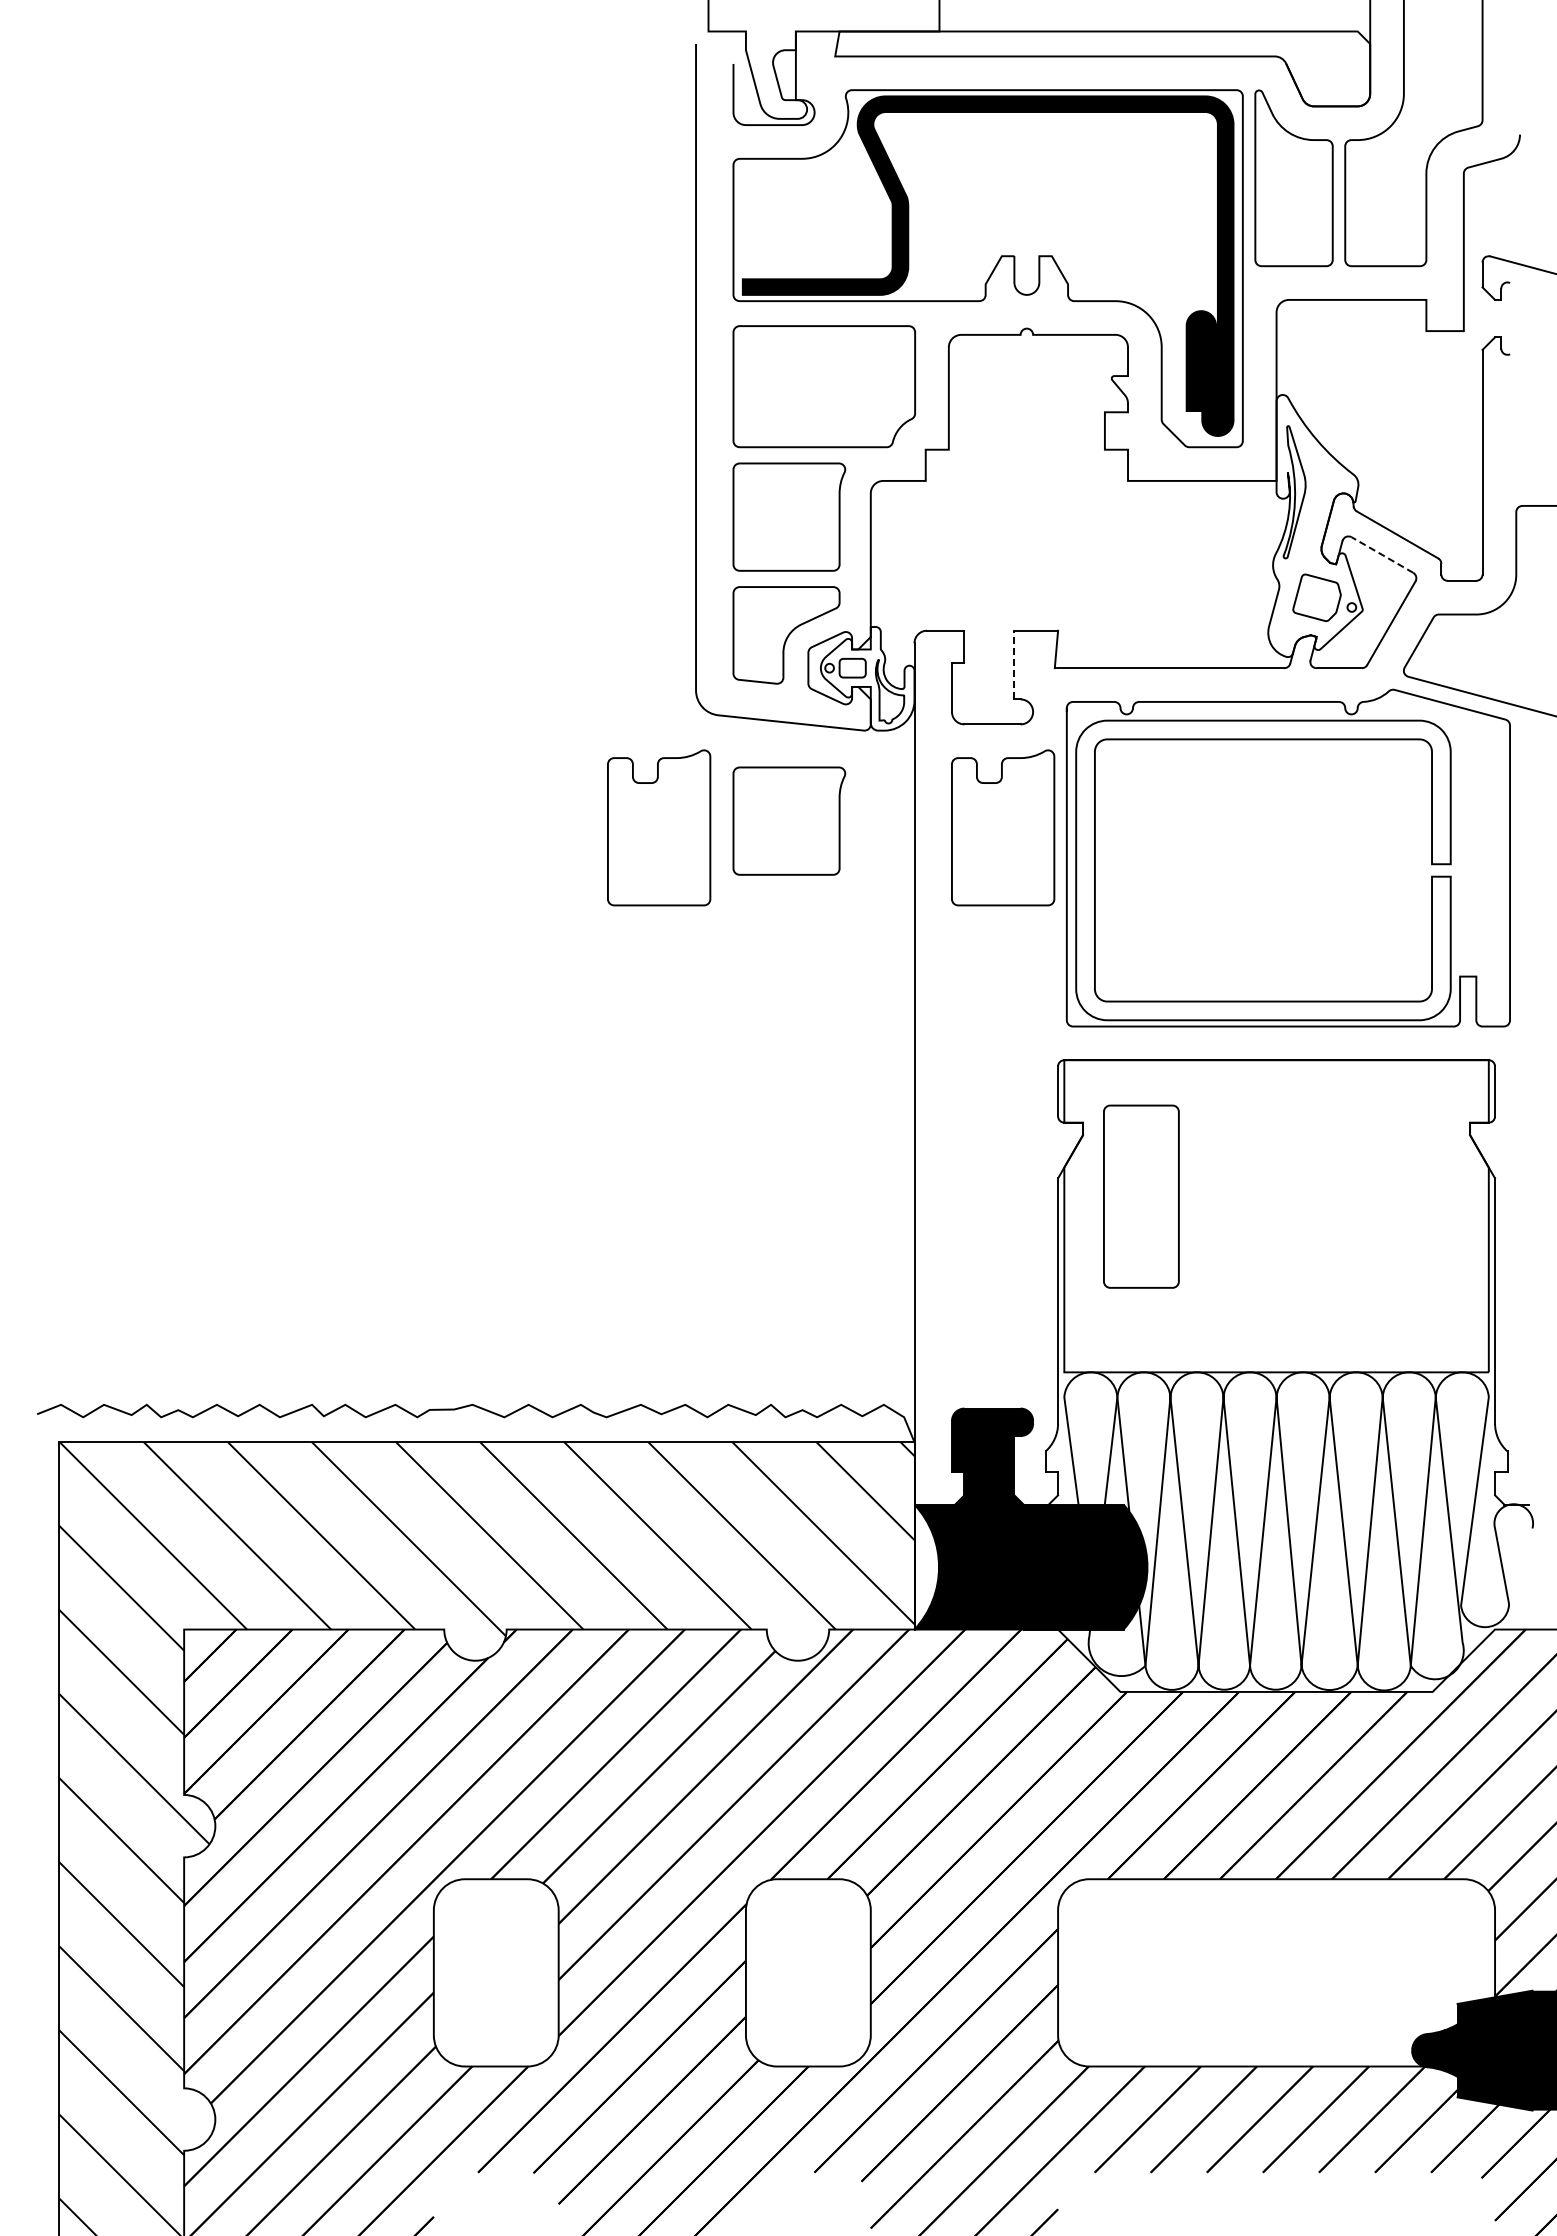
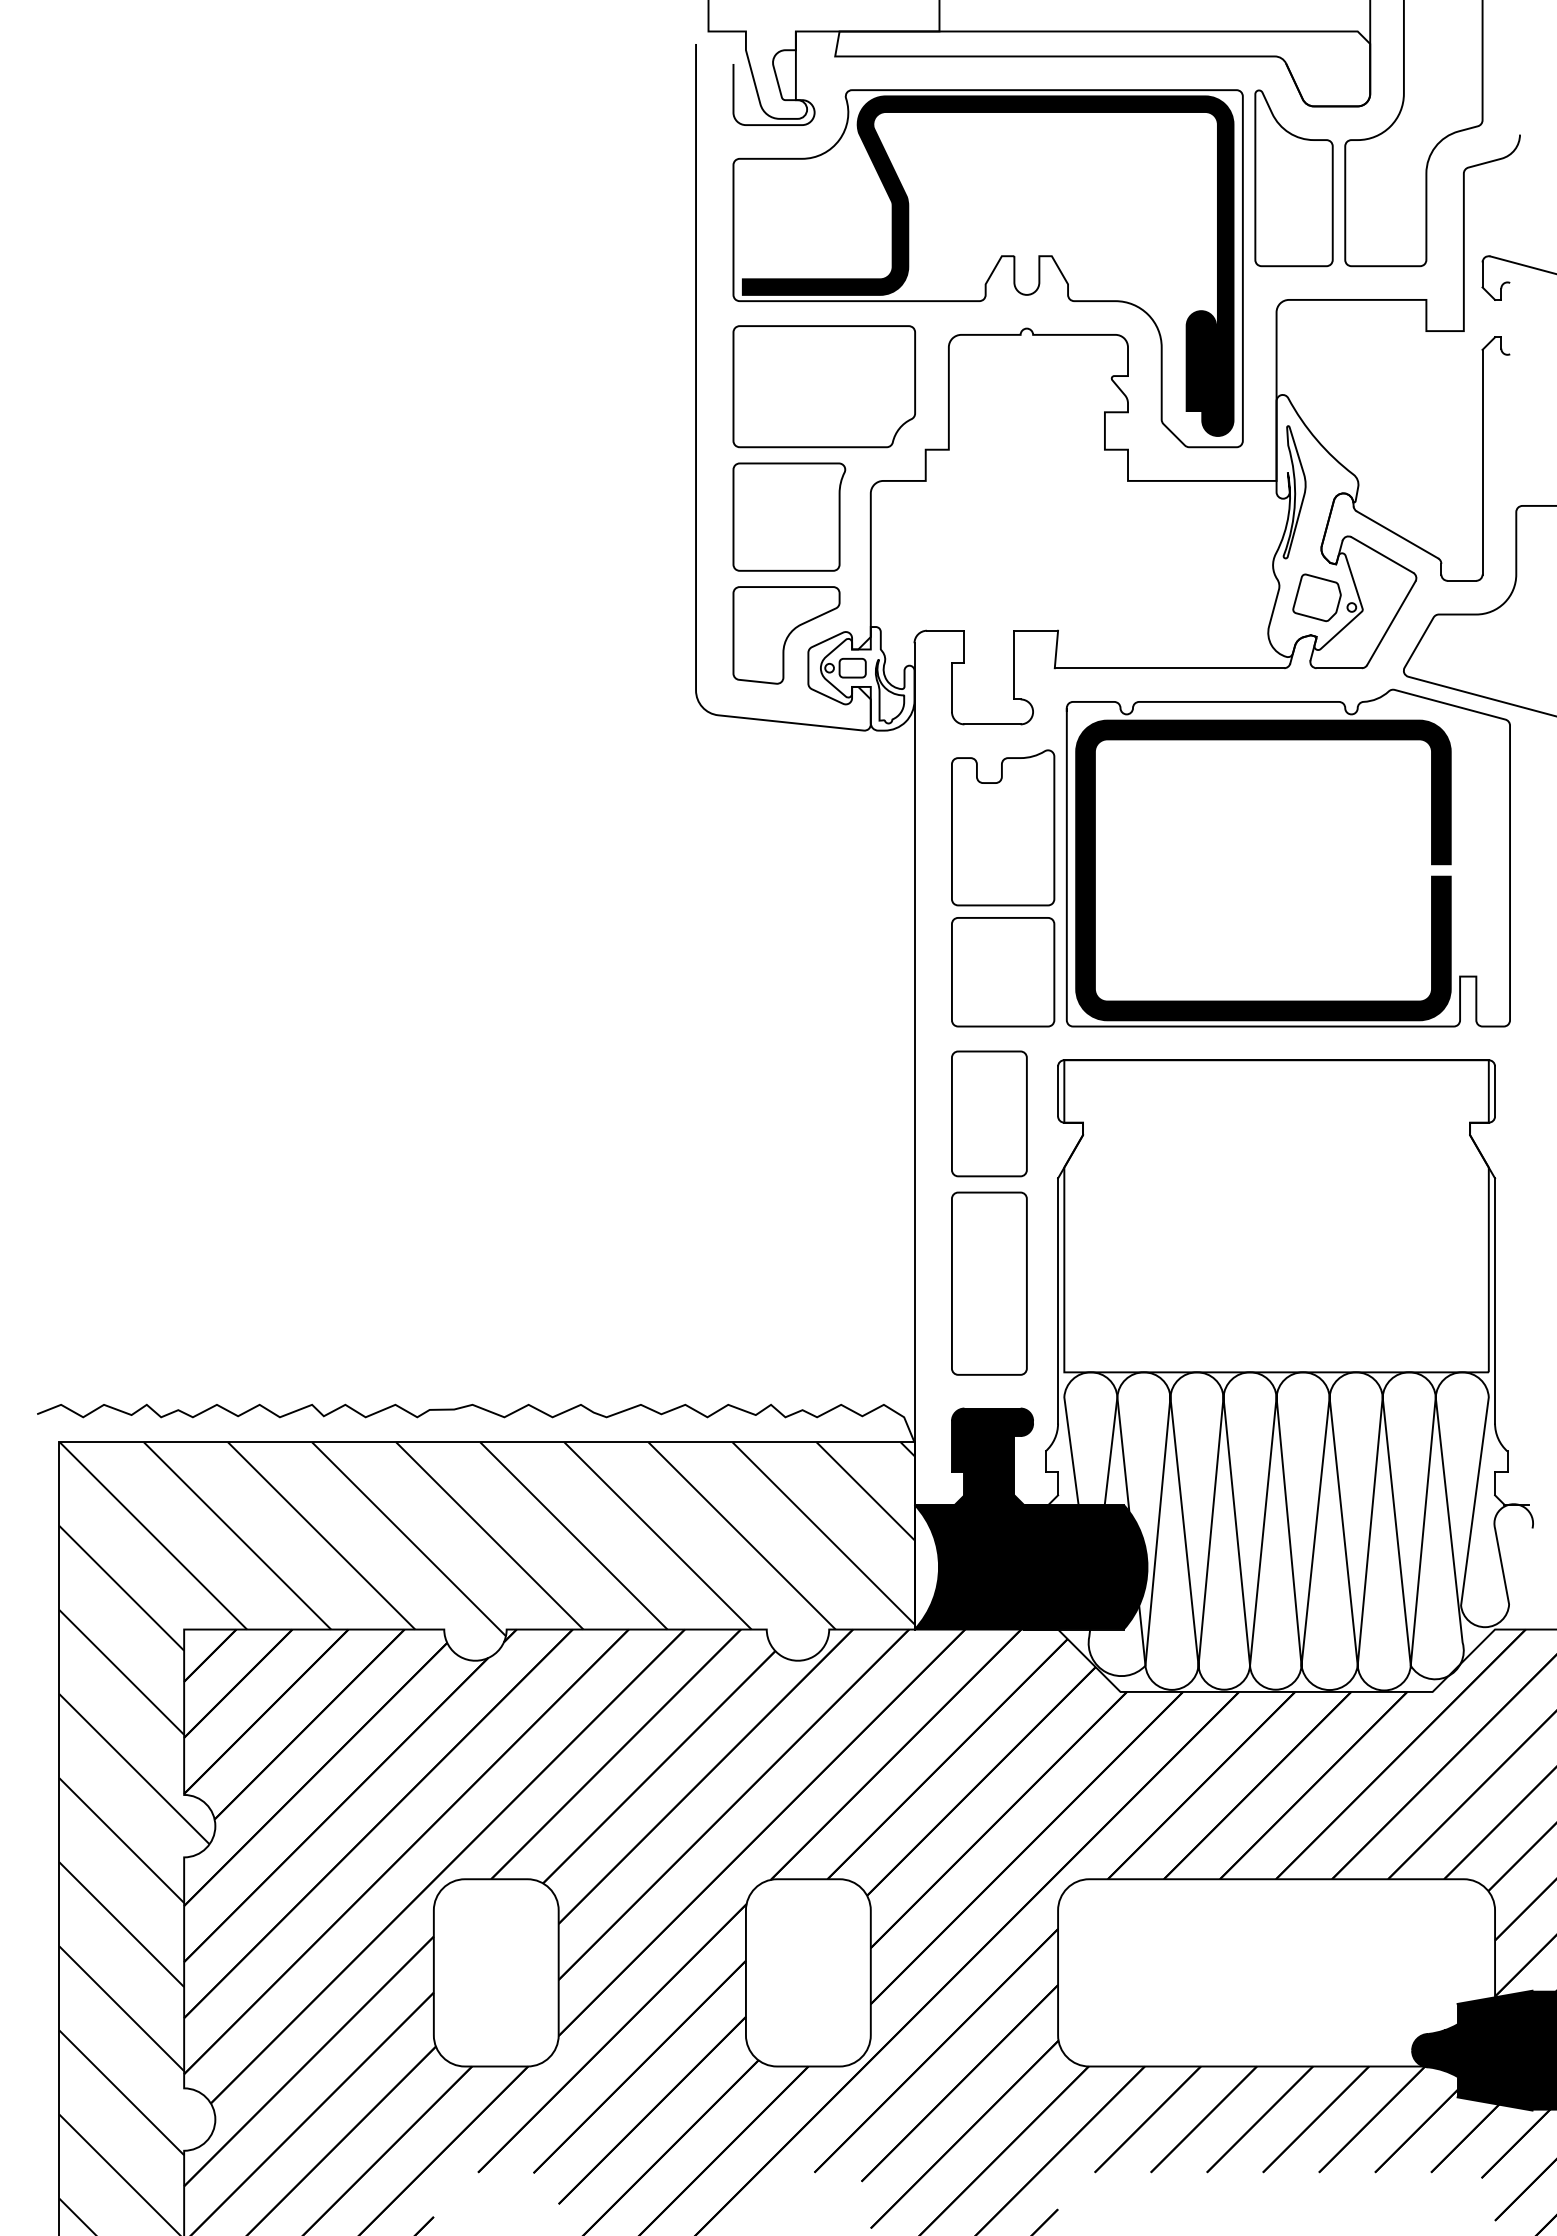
line: dashed -> solid (1382, 555)
line: dashed -> solid (1014, 664)
part: present -> none (789, 820)
part: present -> none (659, 827)
fill: none -> present (1263, 870)
part: none -> present (1003, 972)
part: none -> present (989, 1113)
part position: (1141, 1196) -> (989, 1283) (989, 1283)
